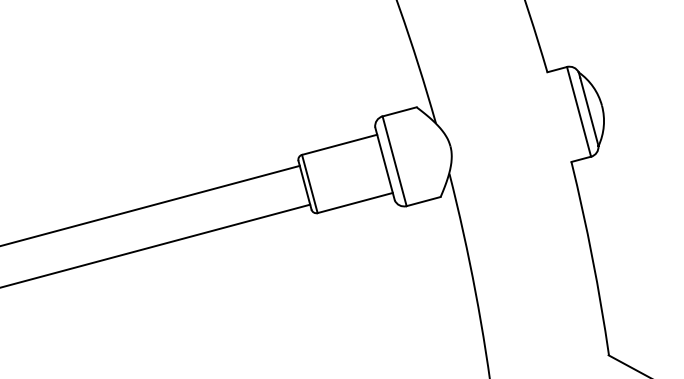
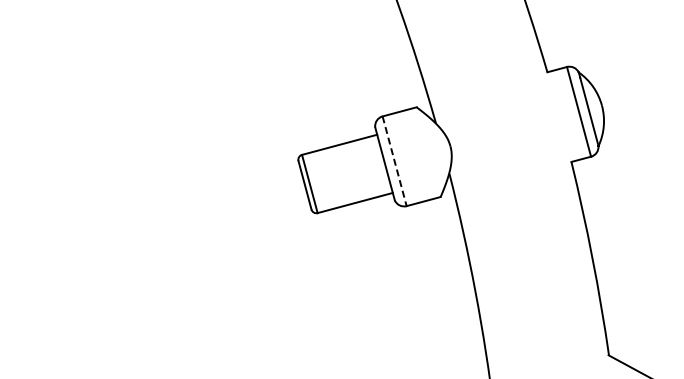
line: solid -> dashed (394, 161)
line: present -> none (150, 205)
line: present -> none (156, 245)
